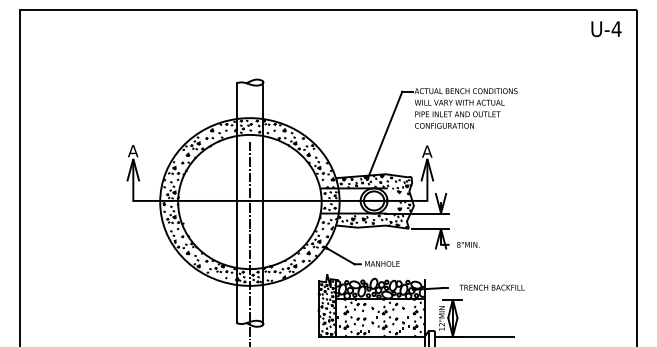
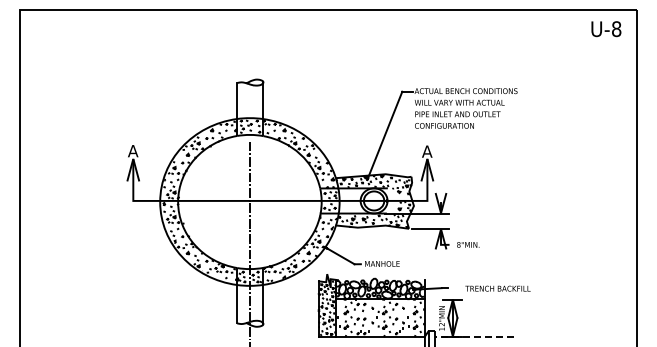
text: U-4 -> U-8 (616, 29)
line: present -> none (263, 201)
line: present -> none (237, 202)
text position: (491, 287) -> (497, 288) (497, 288)
line: solid -> dashed (474, 336)
